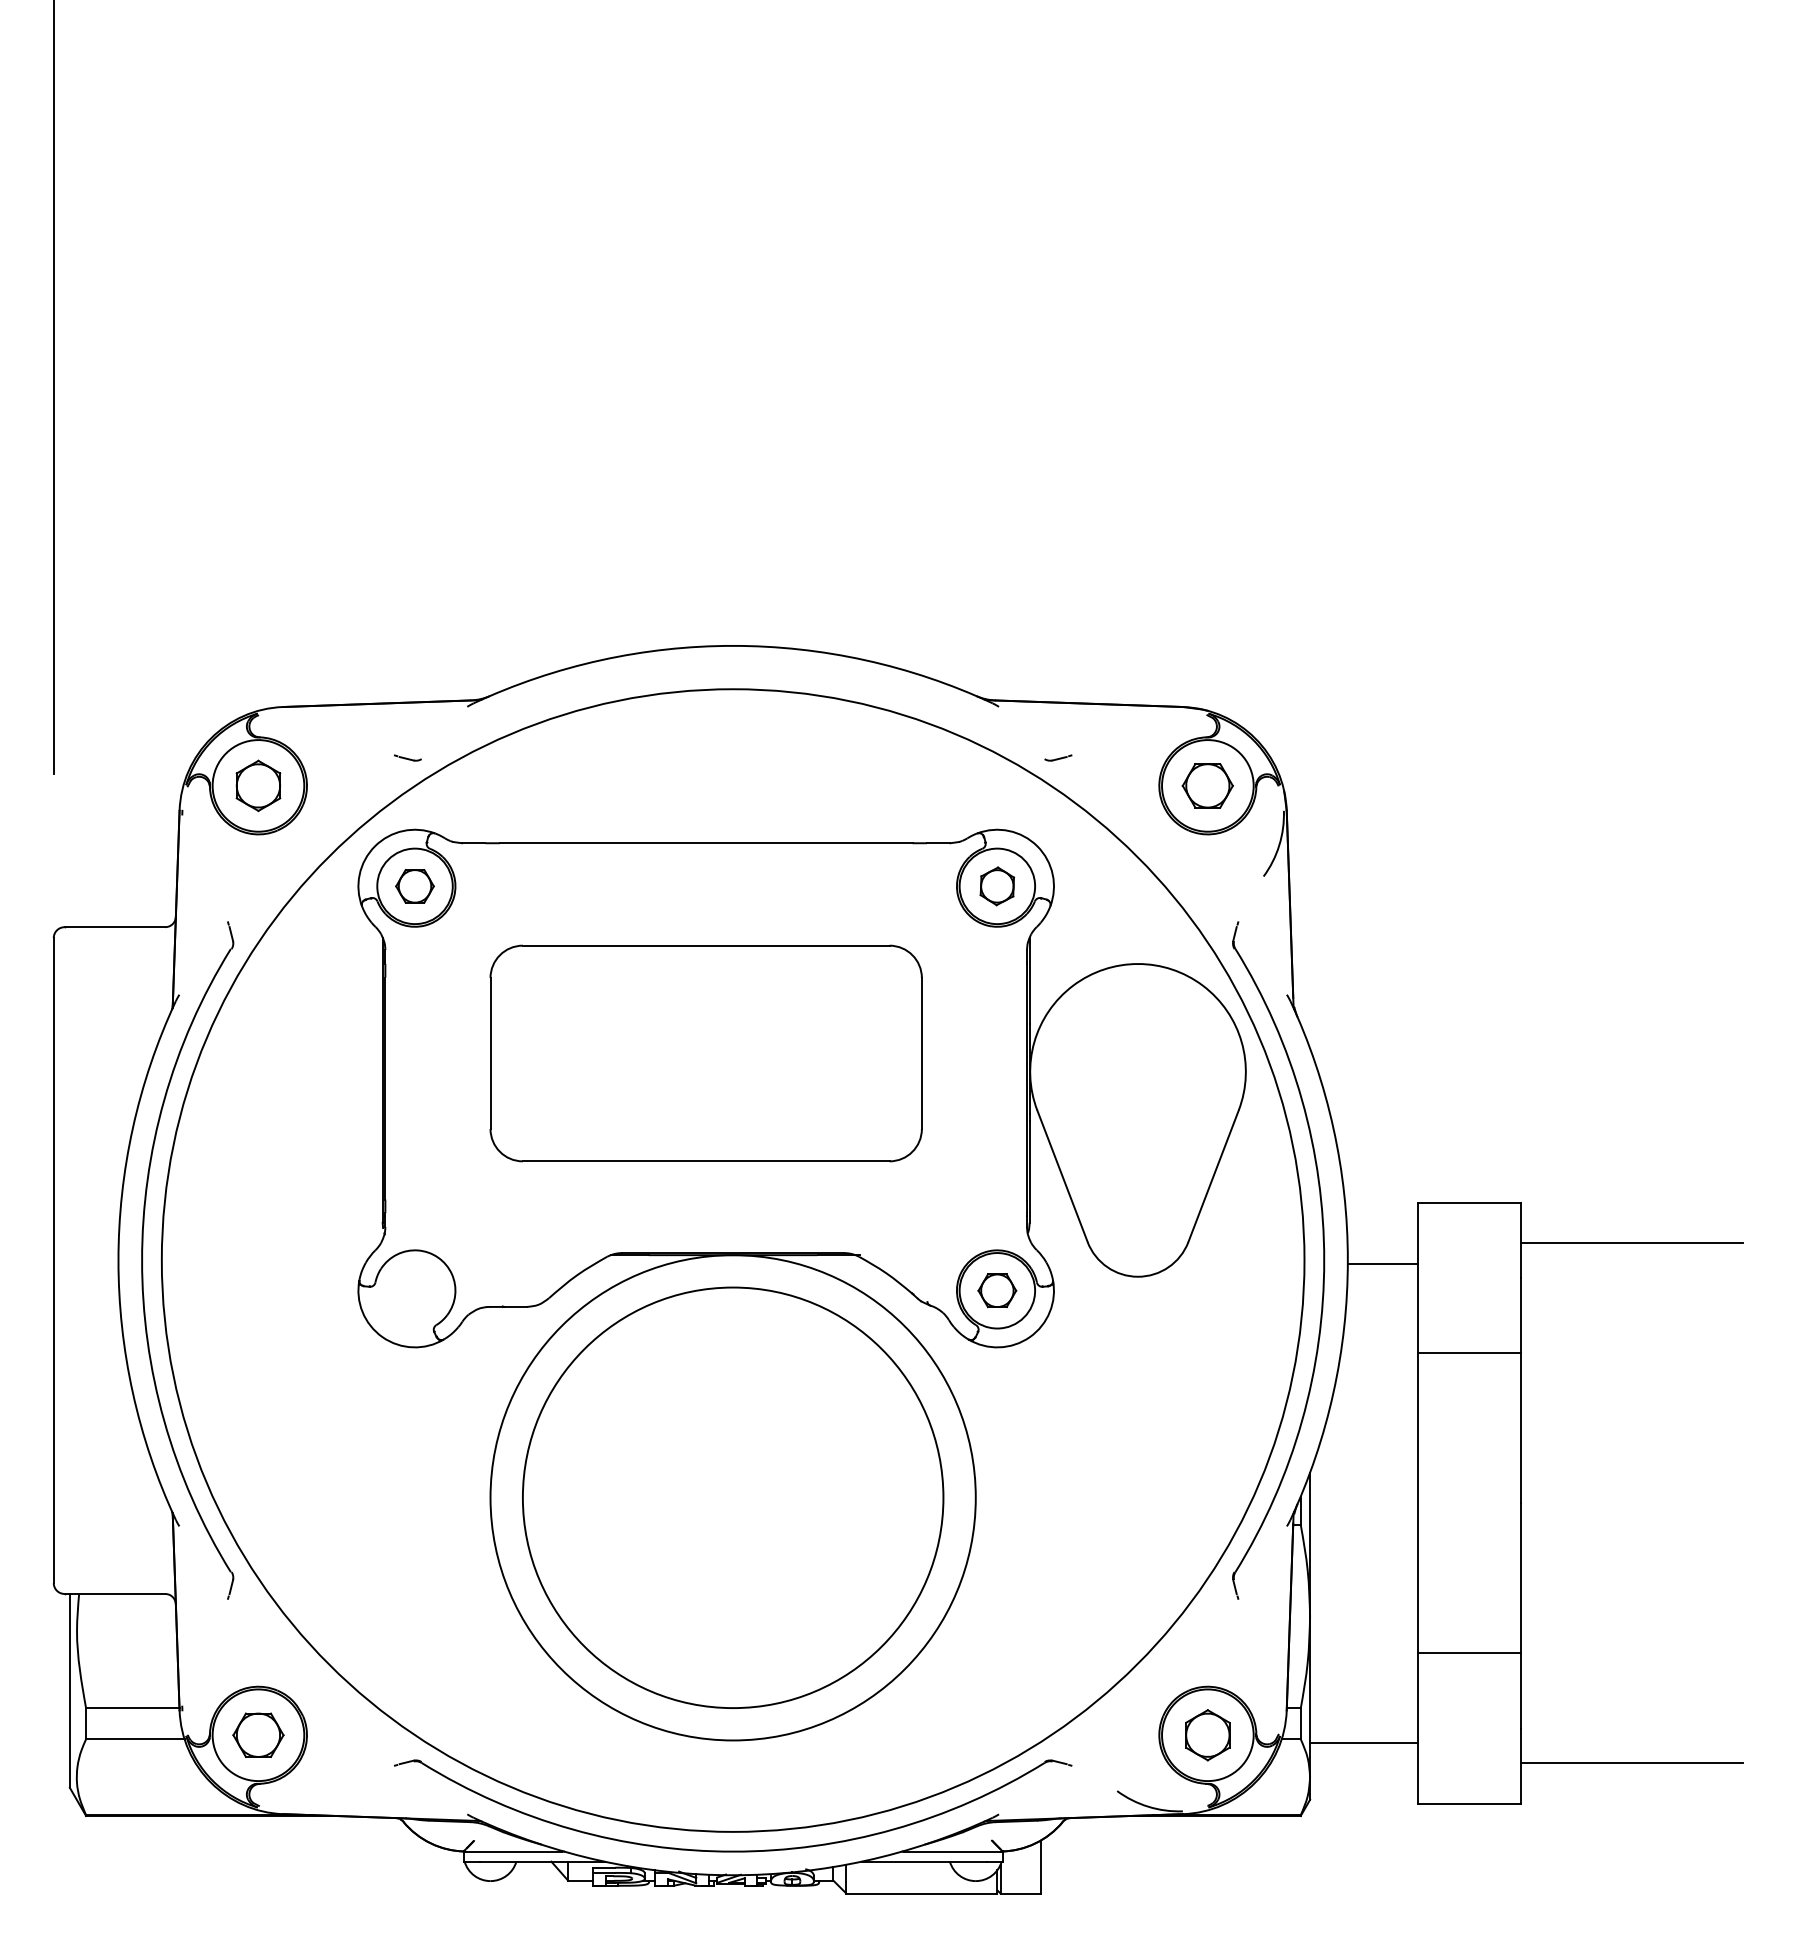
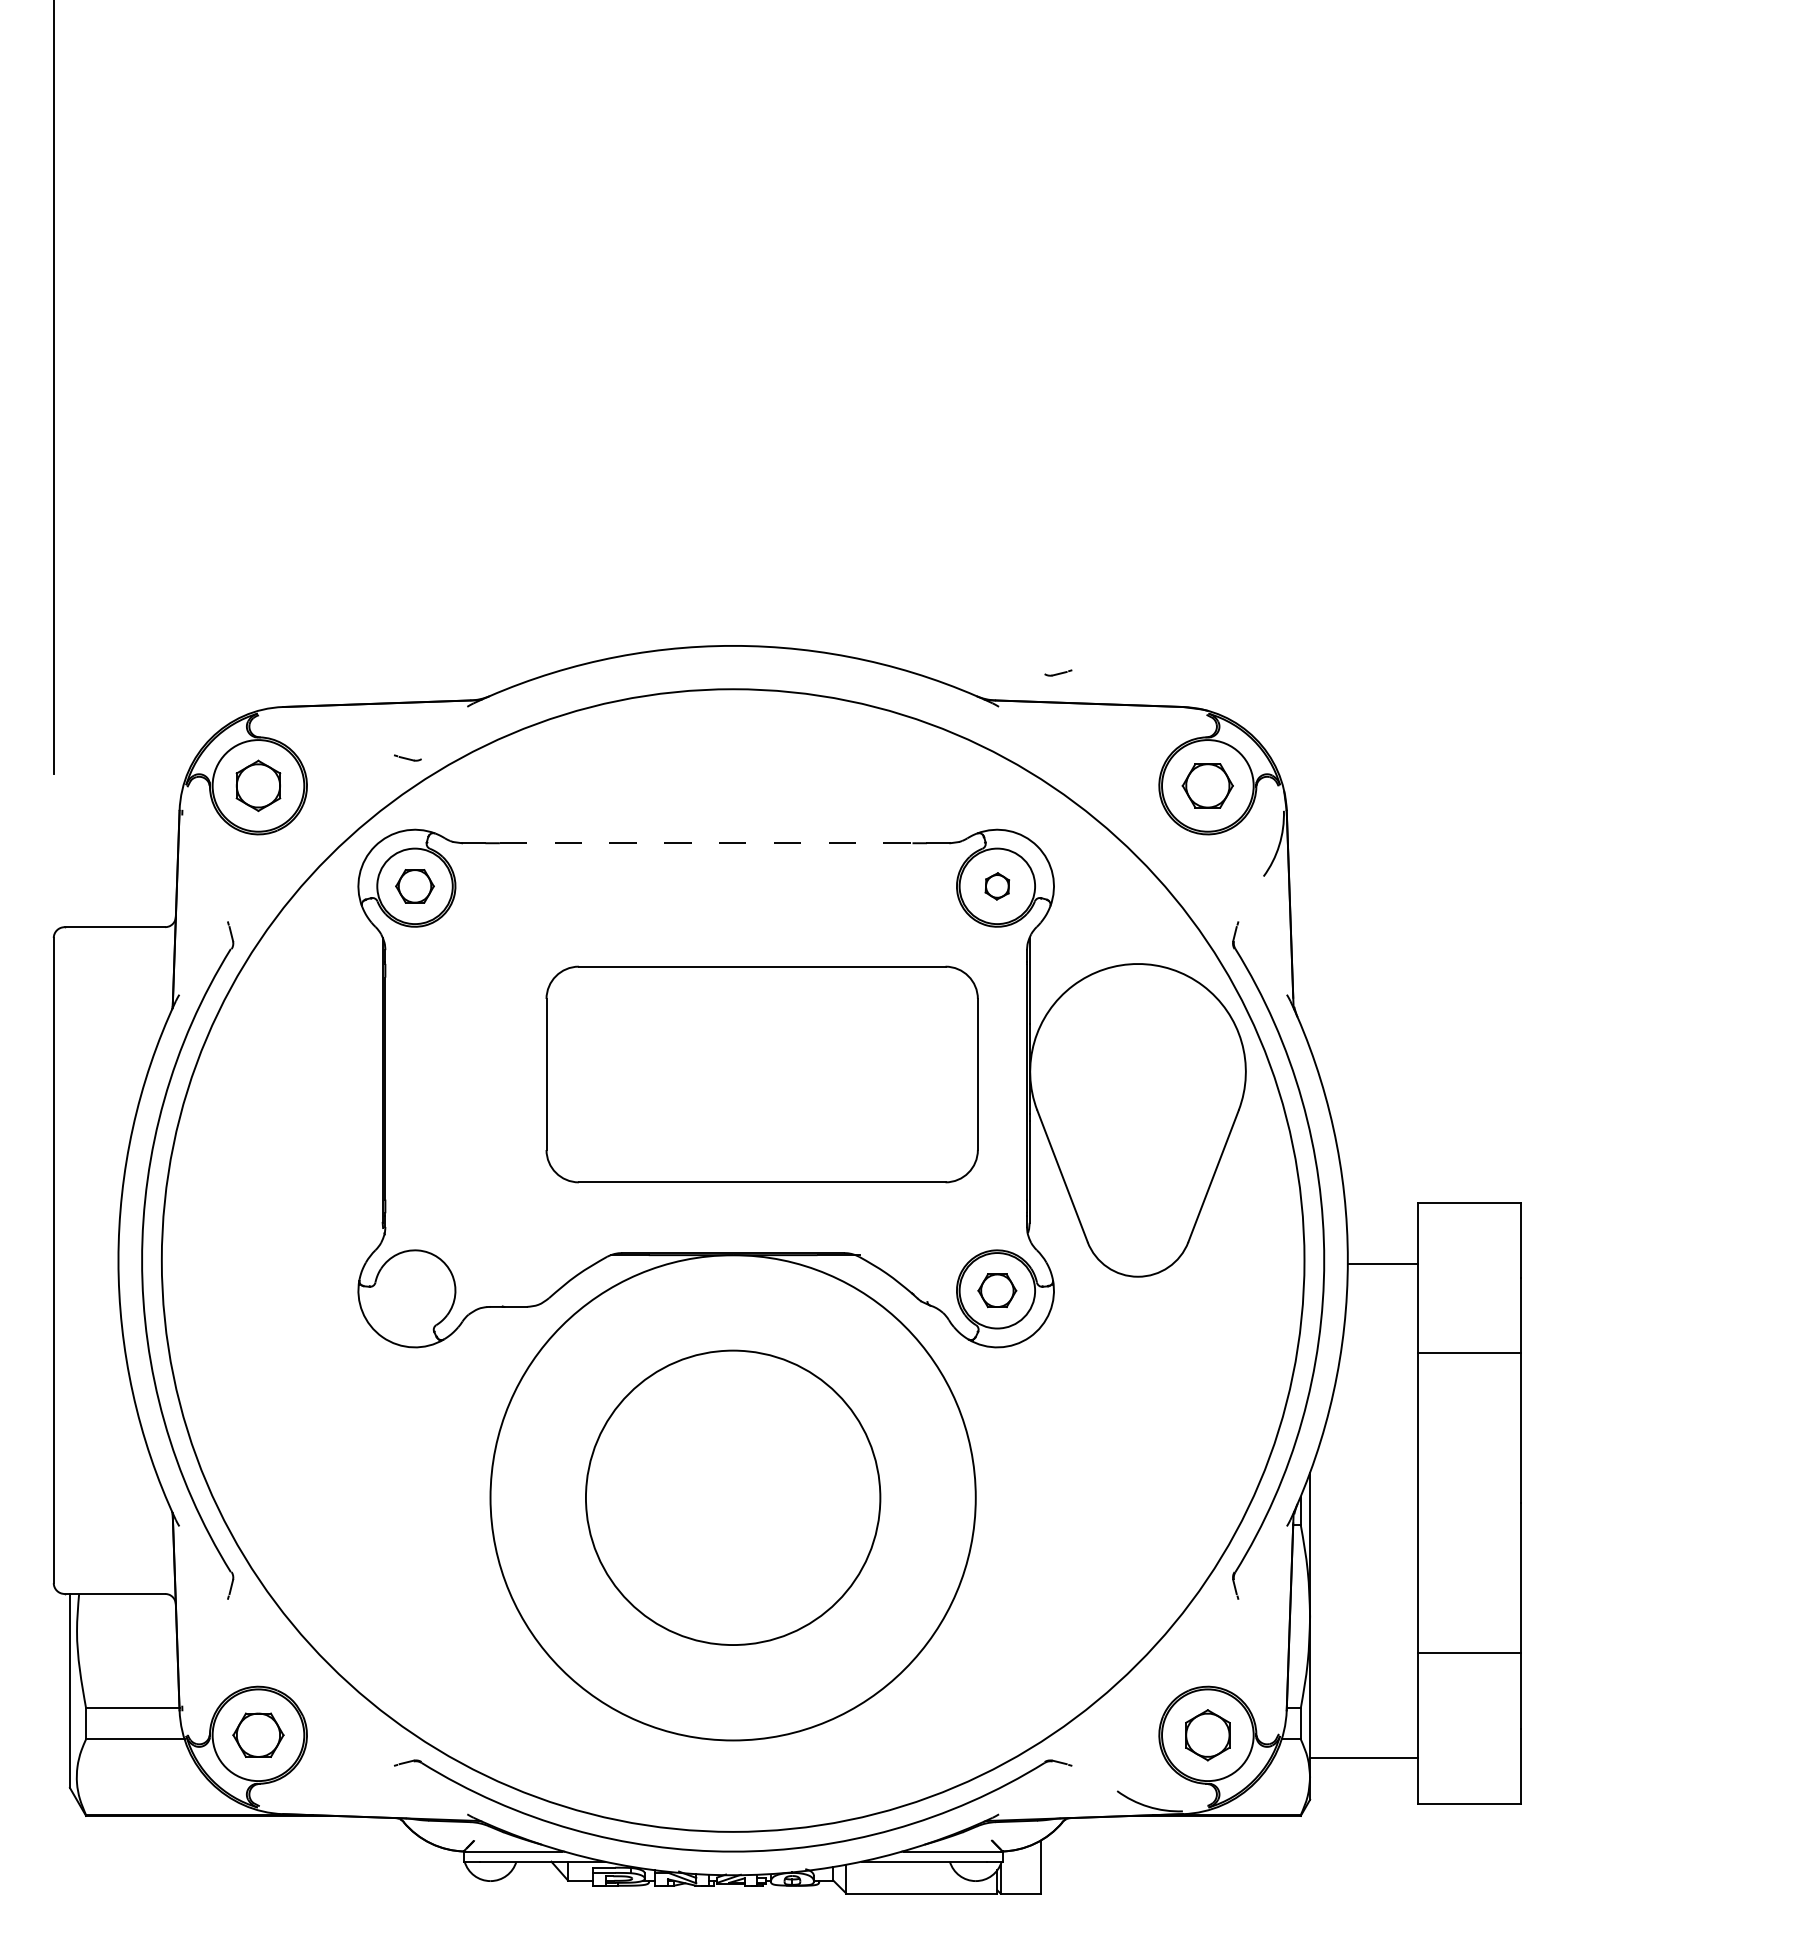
part position: (1058, 757) -> (1058, 672) (1058, 672)
line: solid -> dashed (706, 843)
part size: 37x41 px -> 27x29 px (997, 886)
part position: (705, 1053) -> (761, 1074) (761, 1074)
line: present -> none (1631, 1242)
circle diameter: 421 px -> 294 px (732, 1497)
line position: (1363, 1742) -> (1363, 1757) (1363, 1757)
line: present -> none (1631, 1763)
